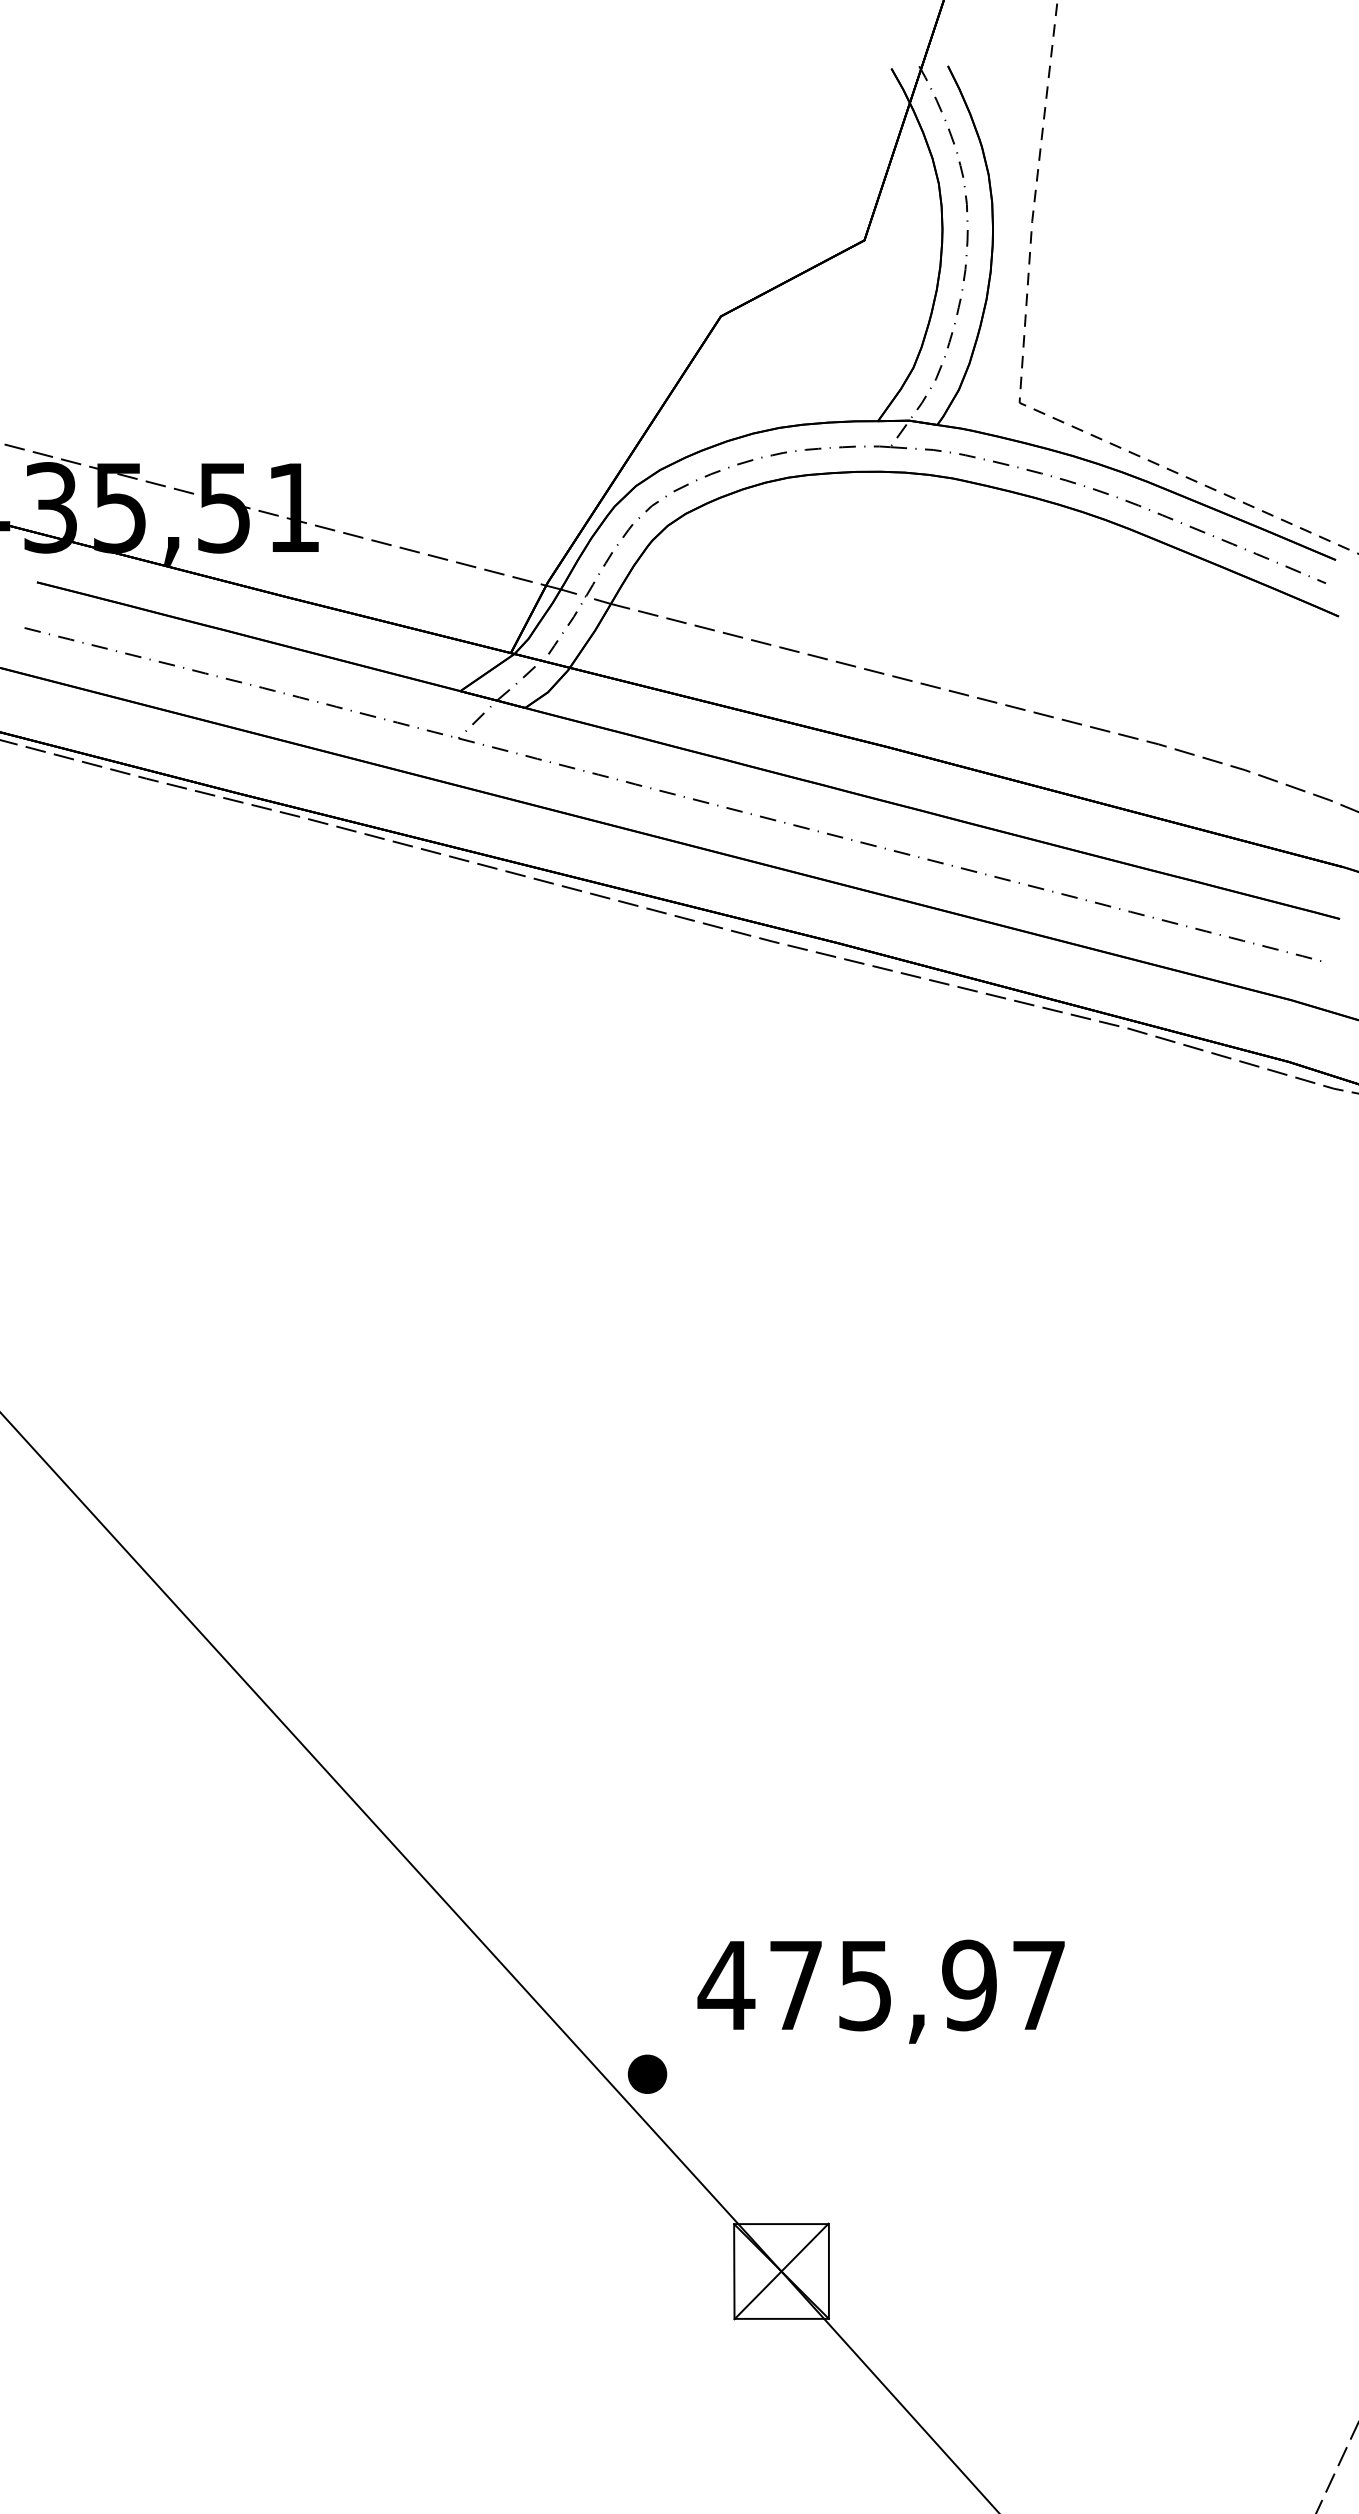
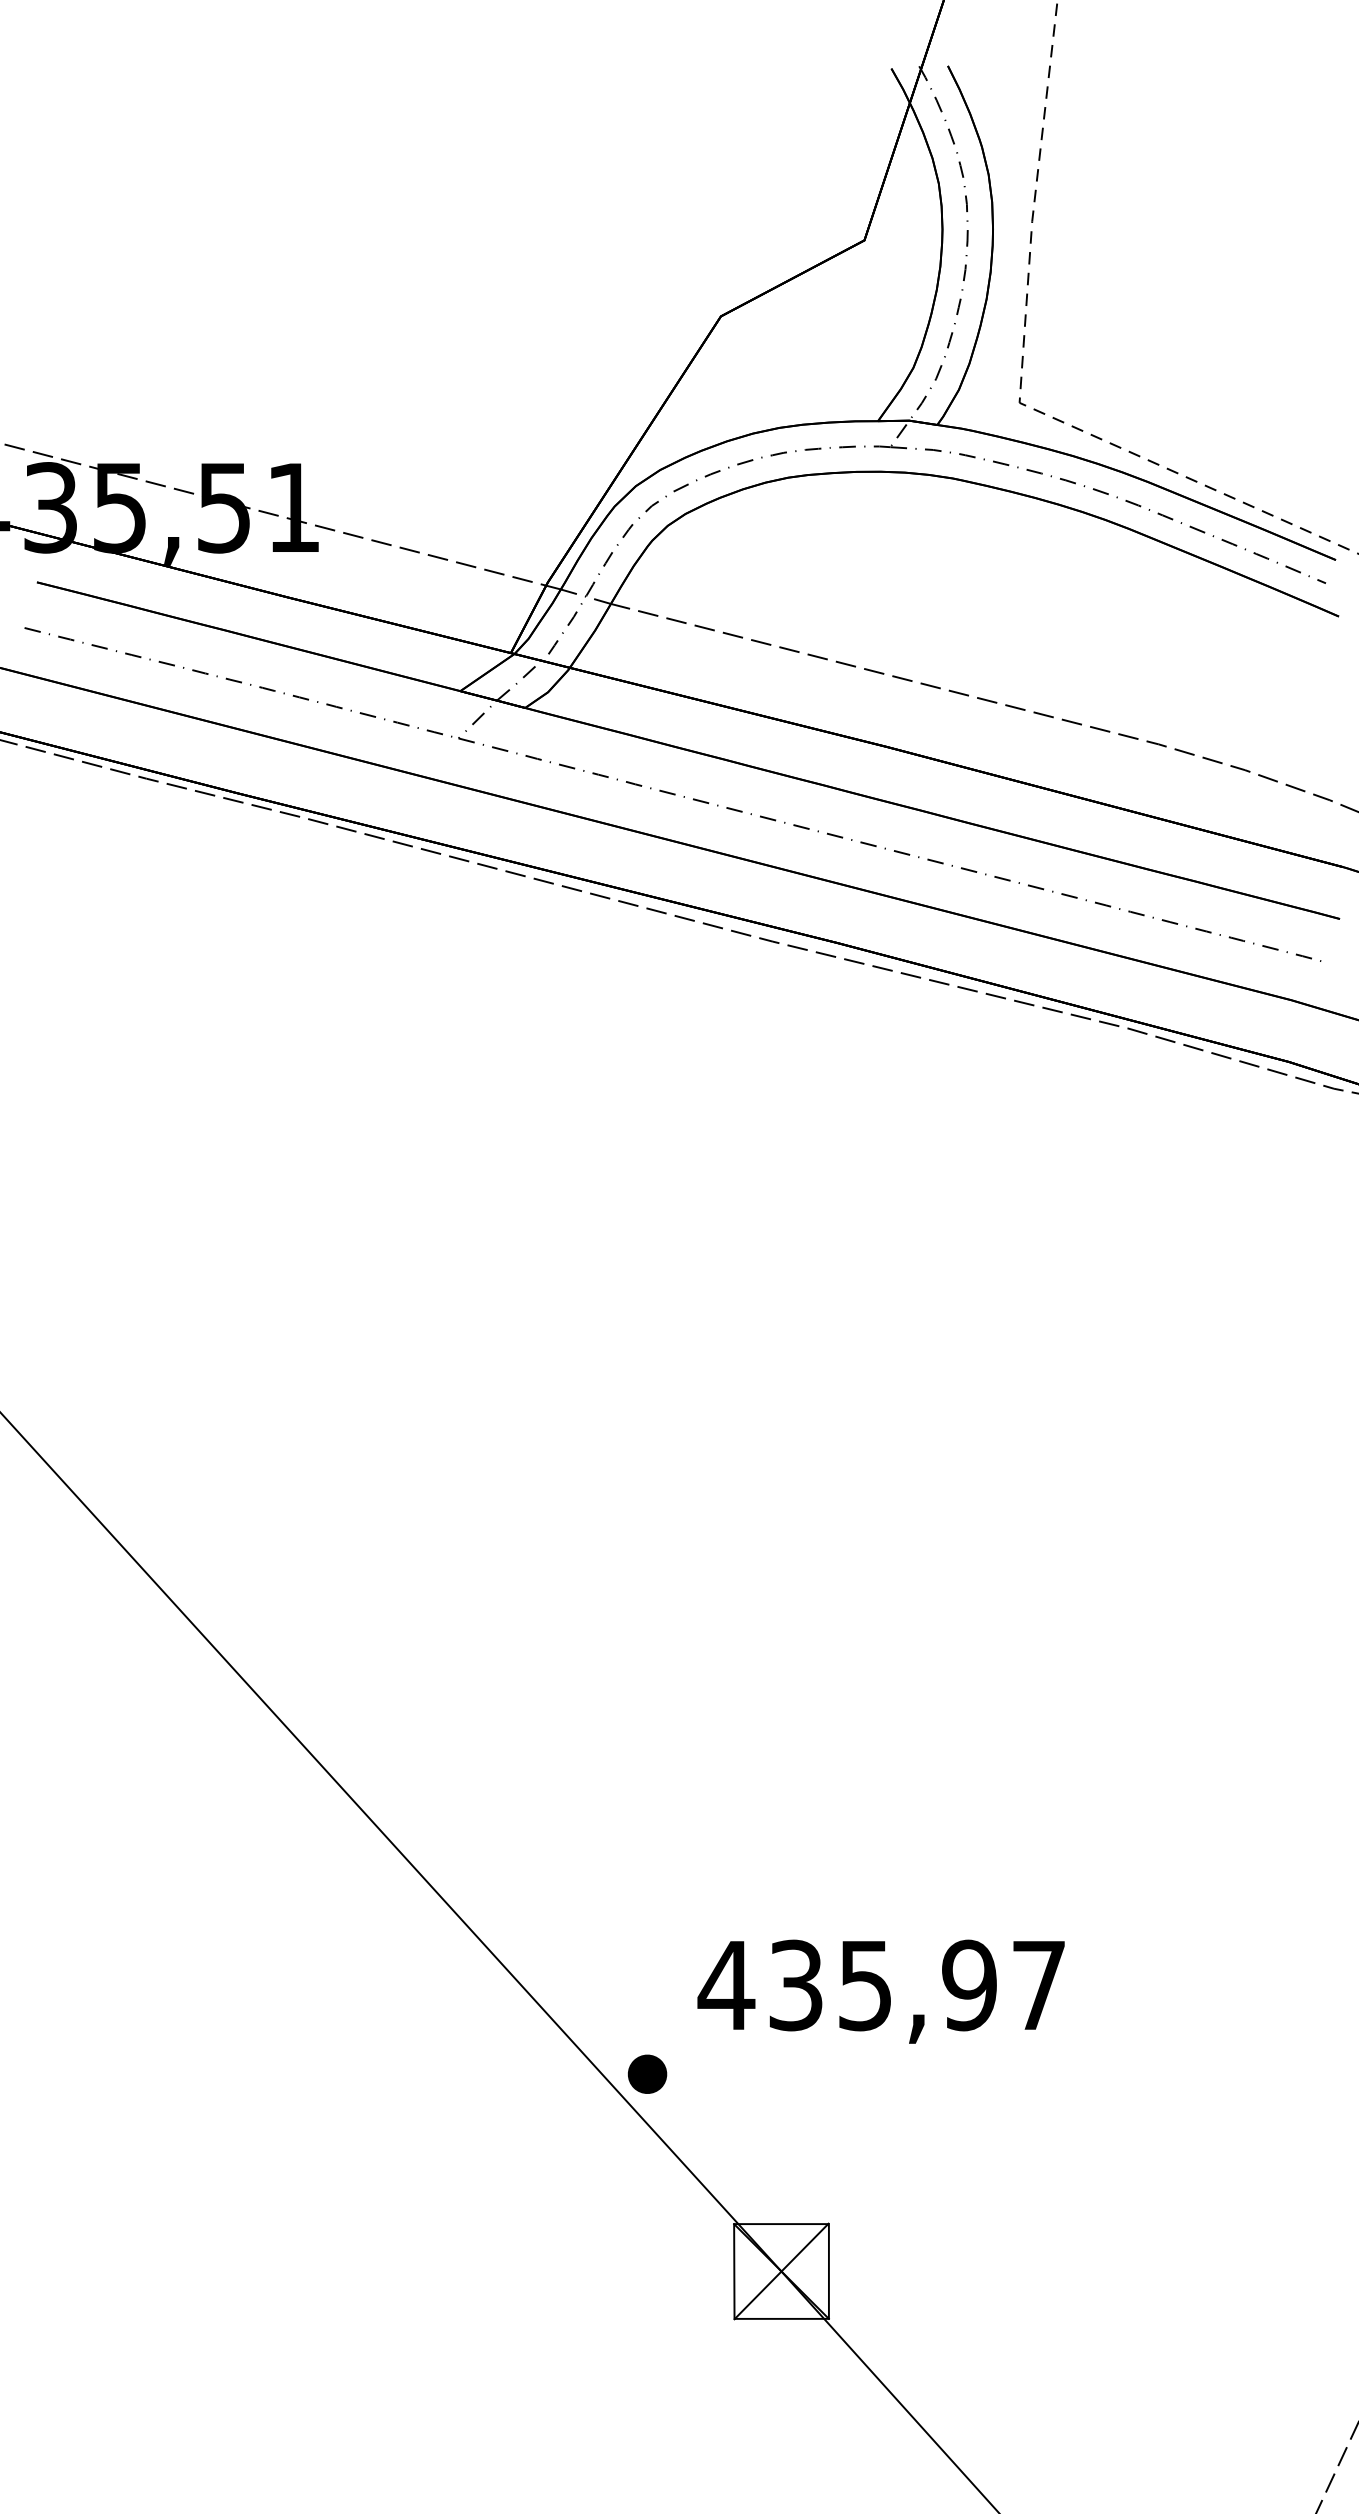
text: 475,97 -> 435,97 (795, 1985)
